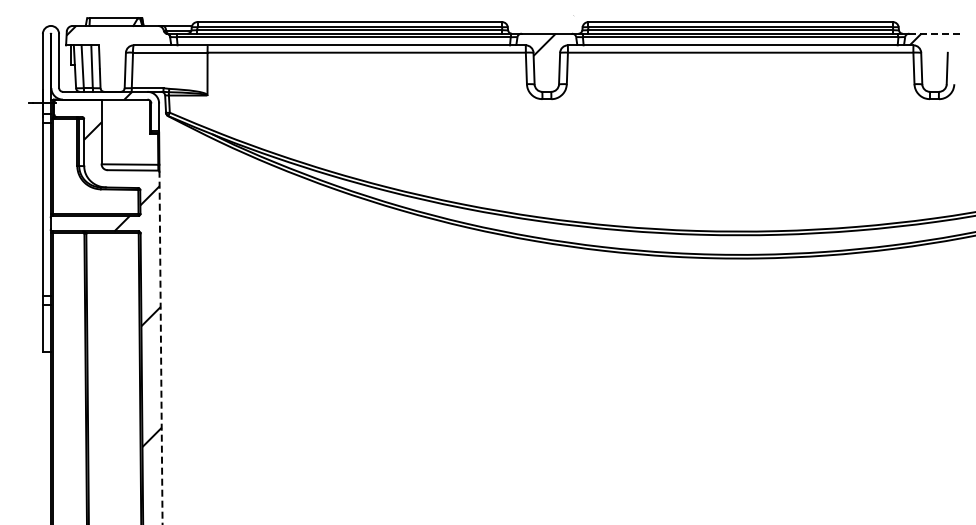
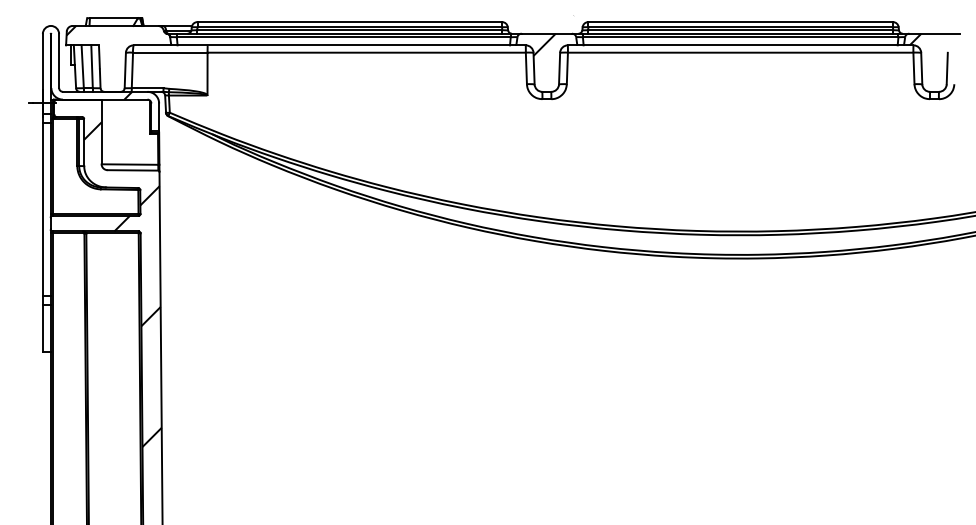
line: dashed -> solid (935, 33)
line: dashed -> solid (161, 347)
